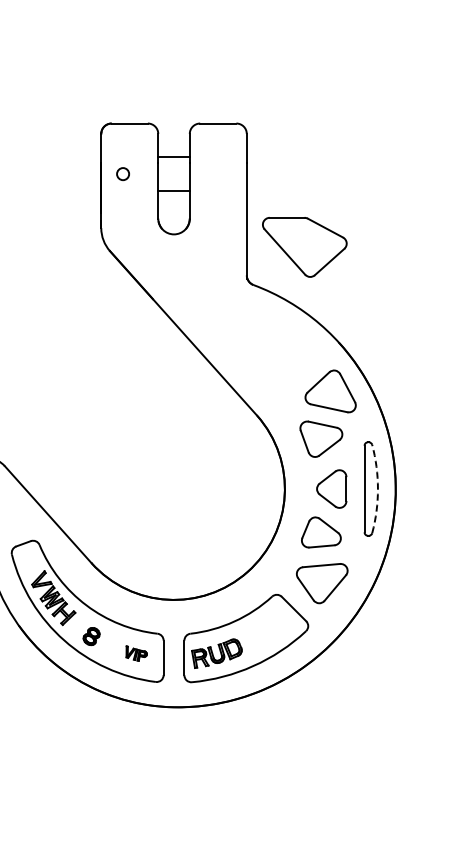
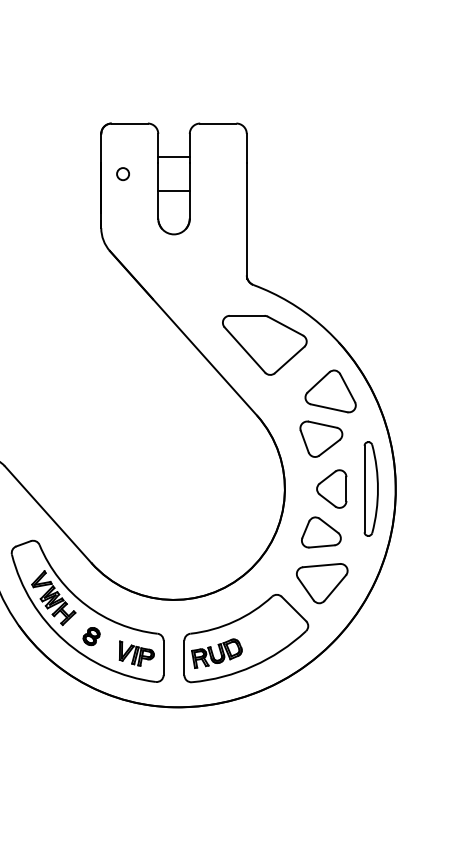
part position: (304, 247) -> (264, 345) (264, 345)
arc: dashed -> solid (377, 489)
part size: 23x17 px -> 37x27 px (136, 653)
